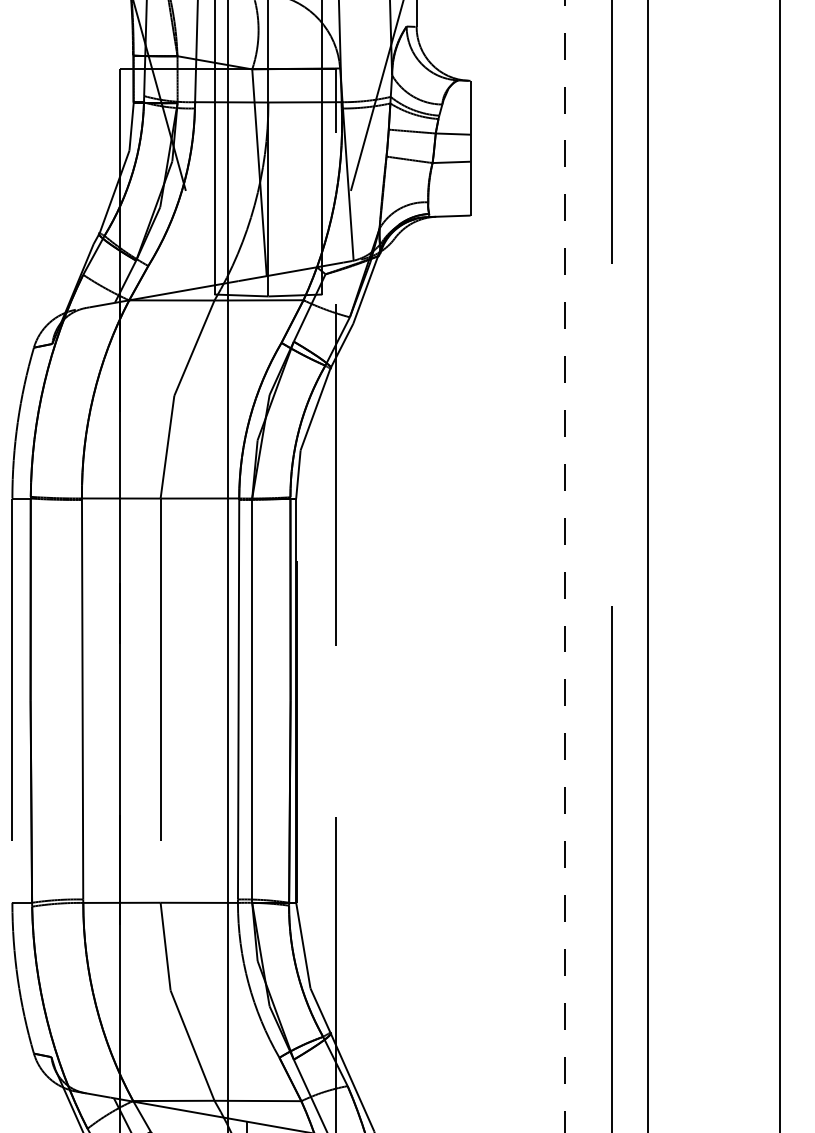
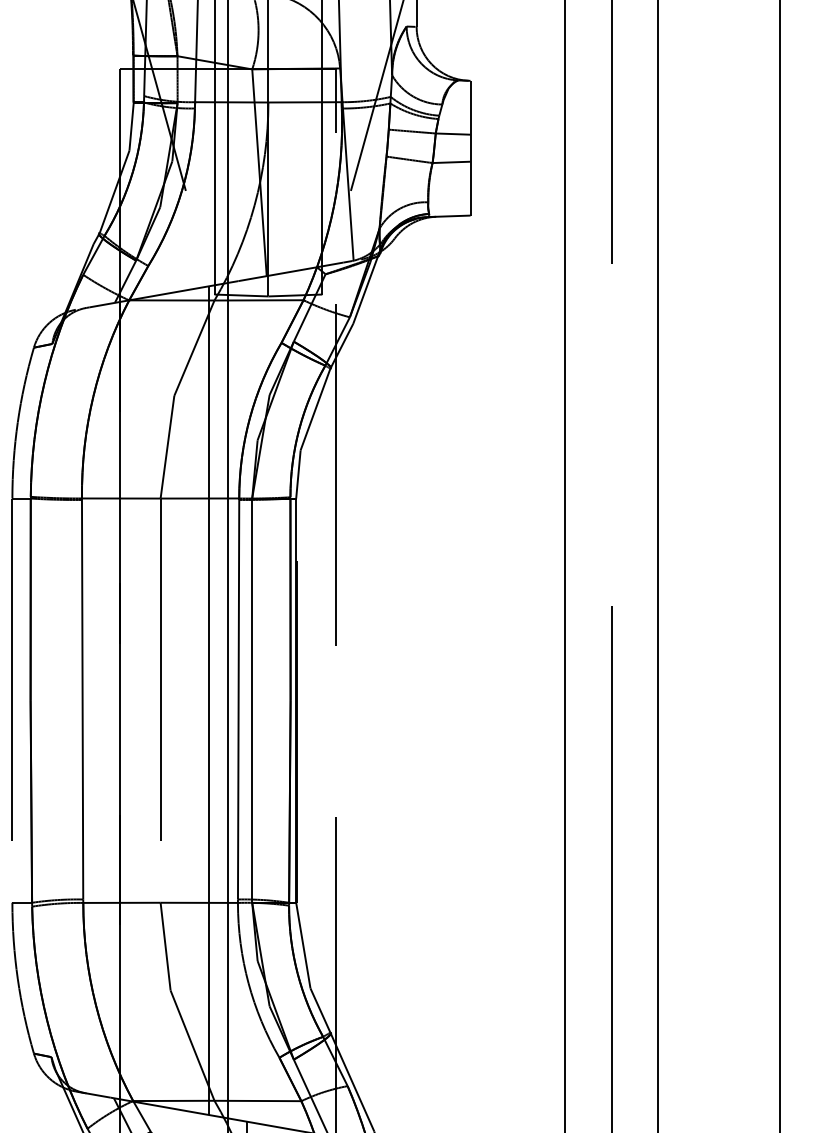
line position: (648, 565) -> (658, 565) (658, 565)
line: dashed -> solid (564, 567)
line: none -> present (209, 700)
